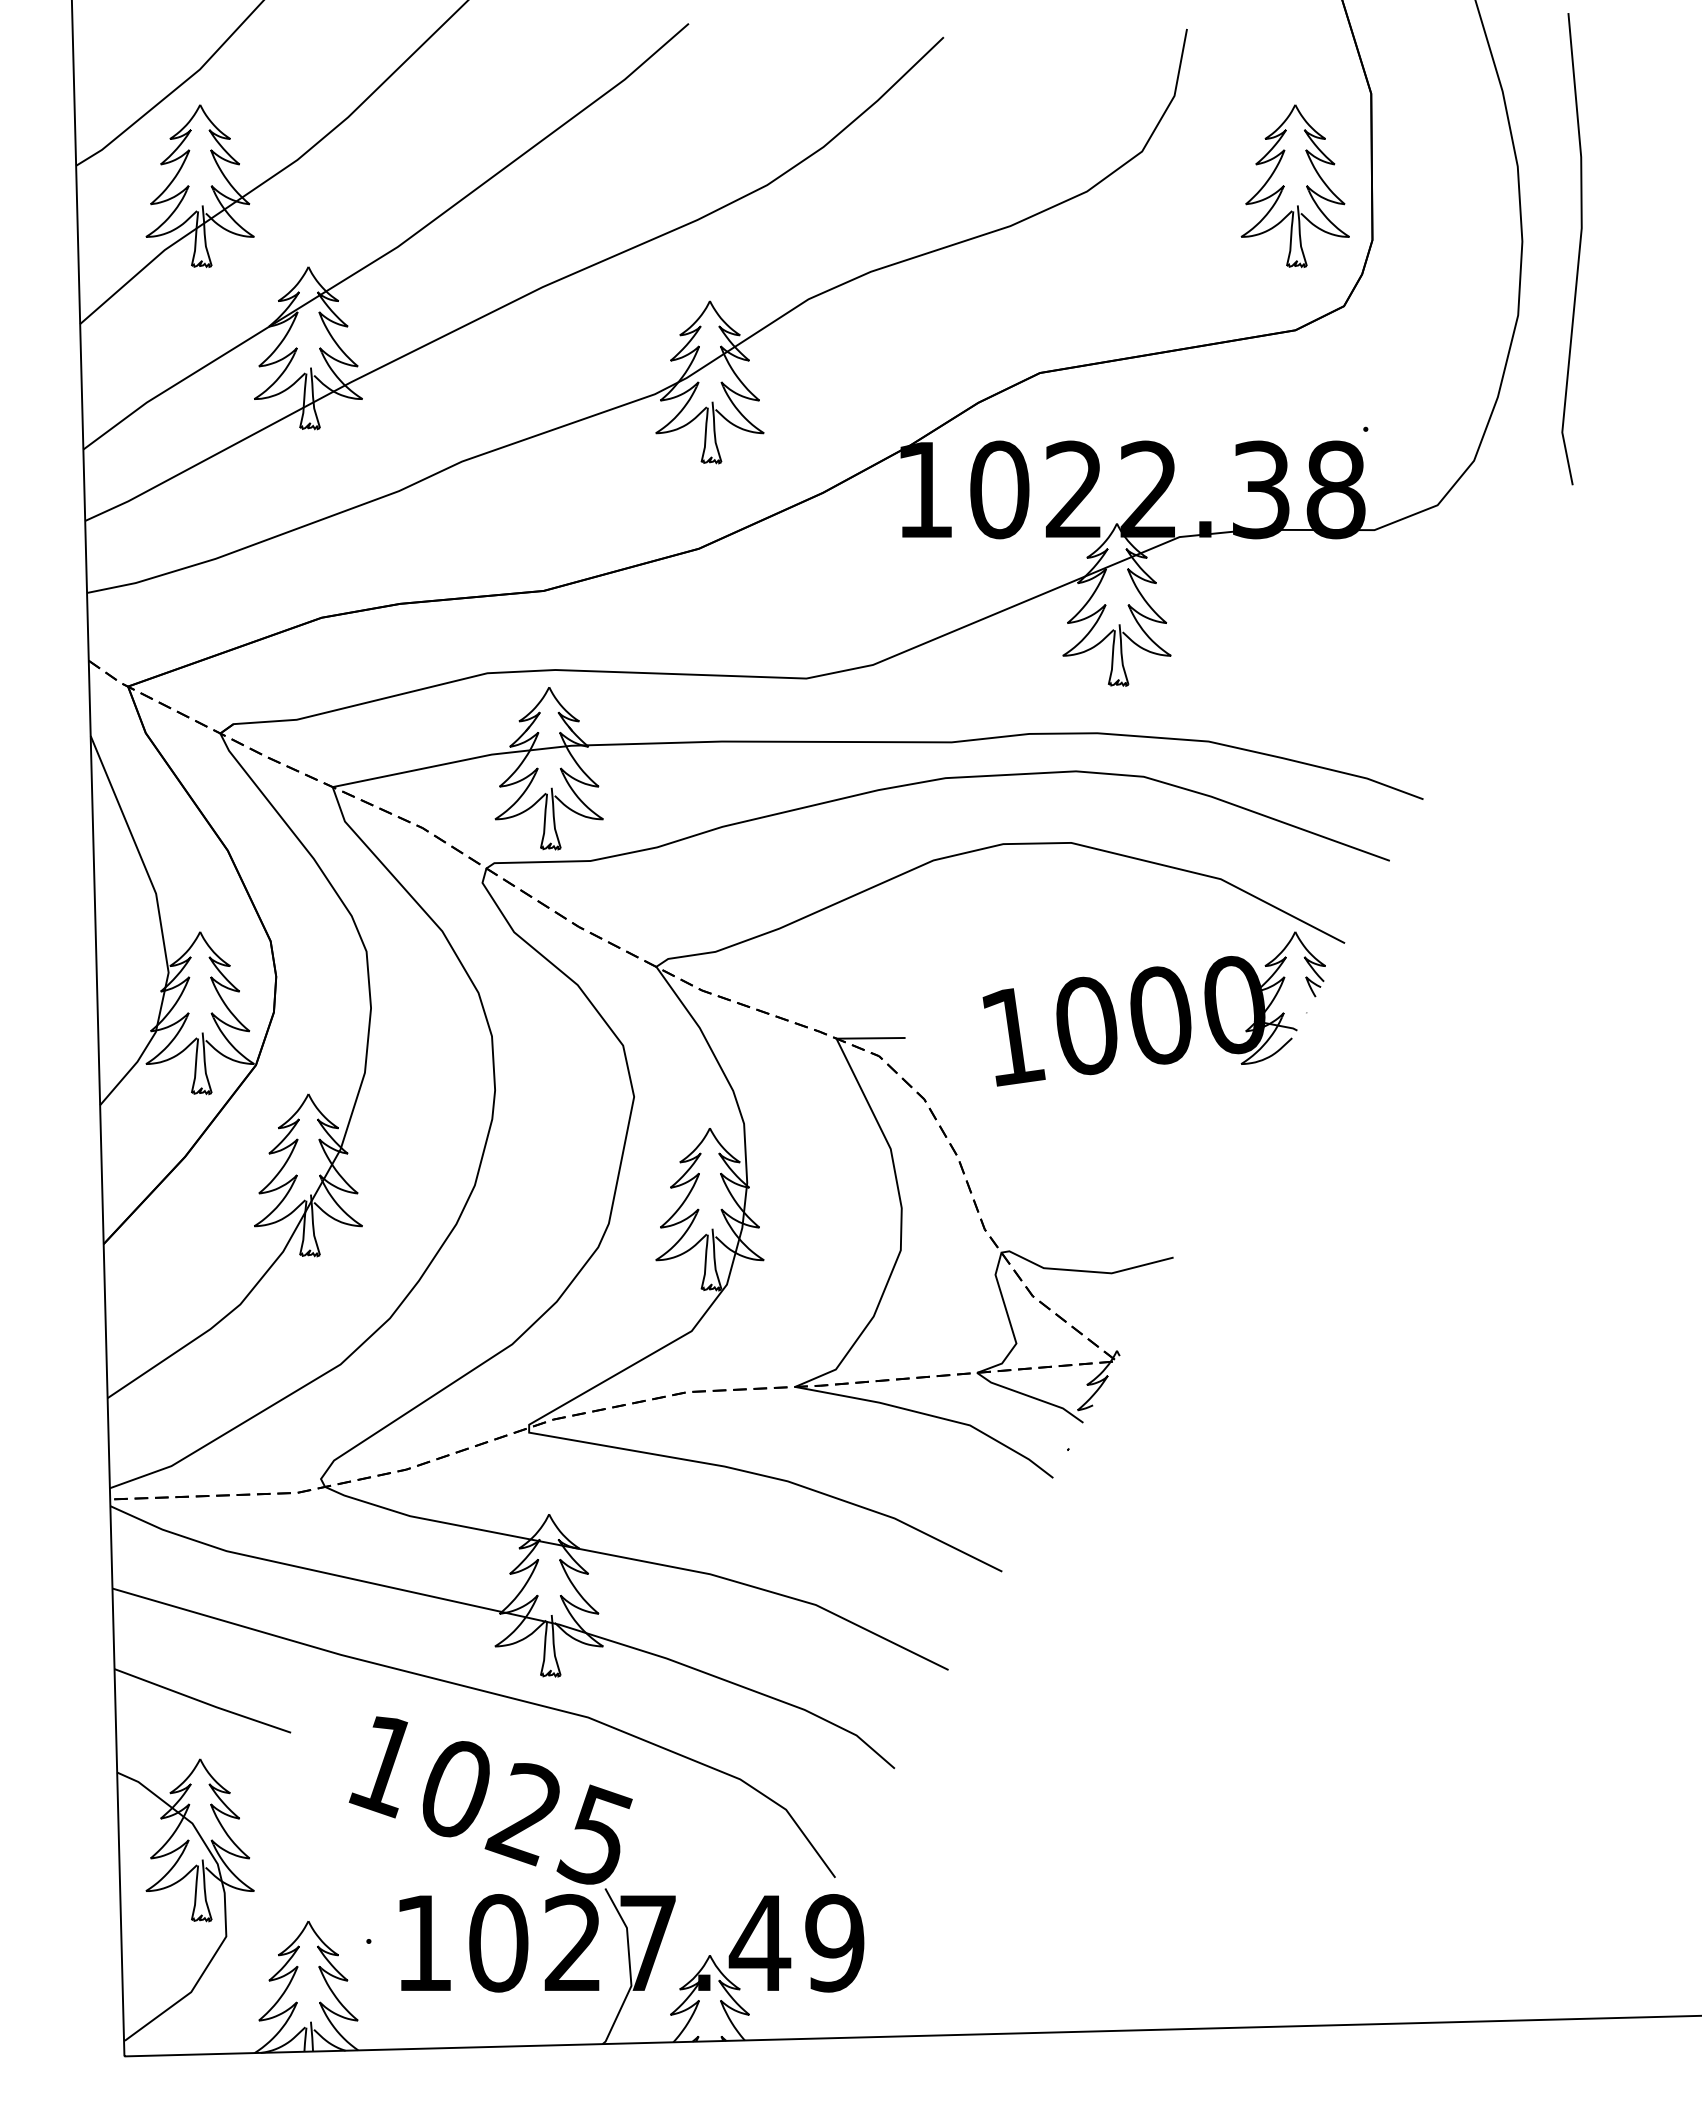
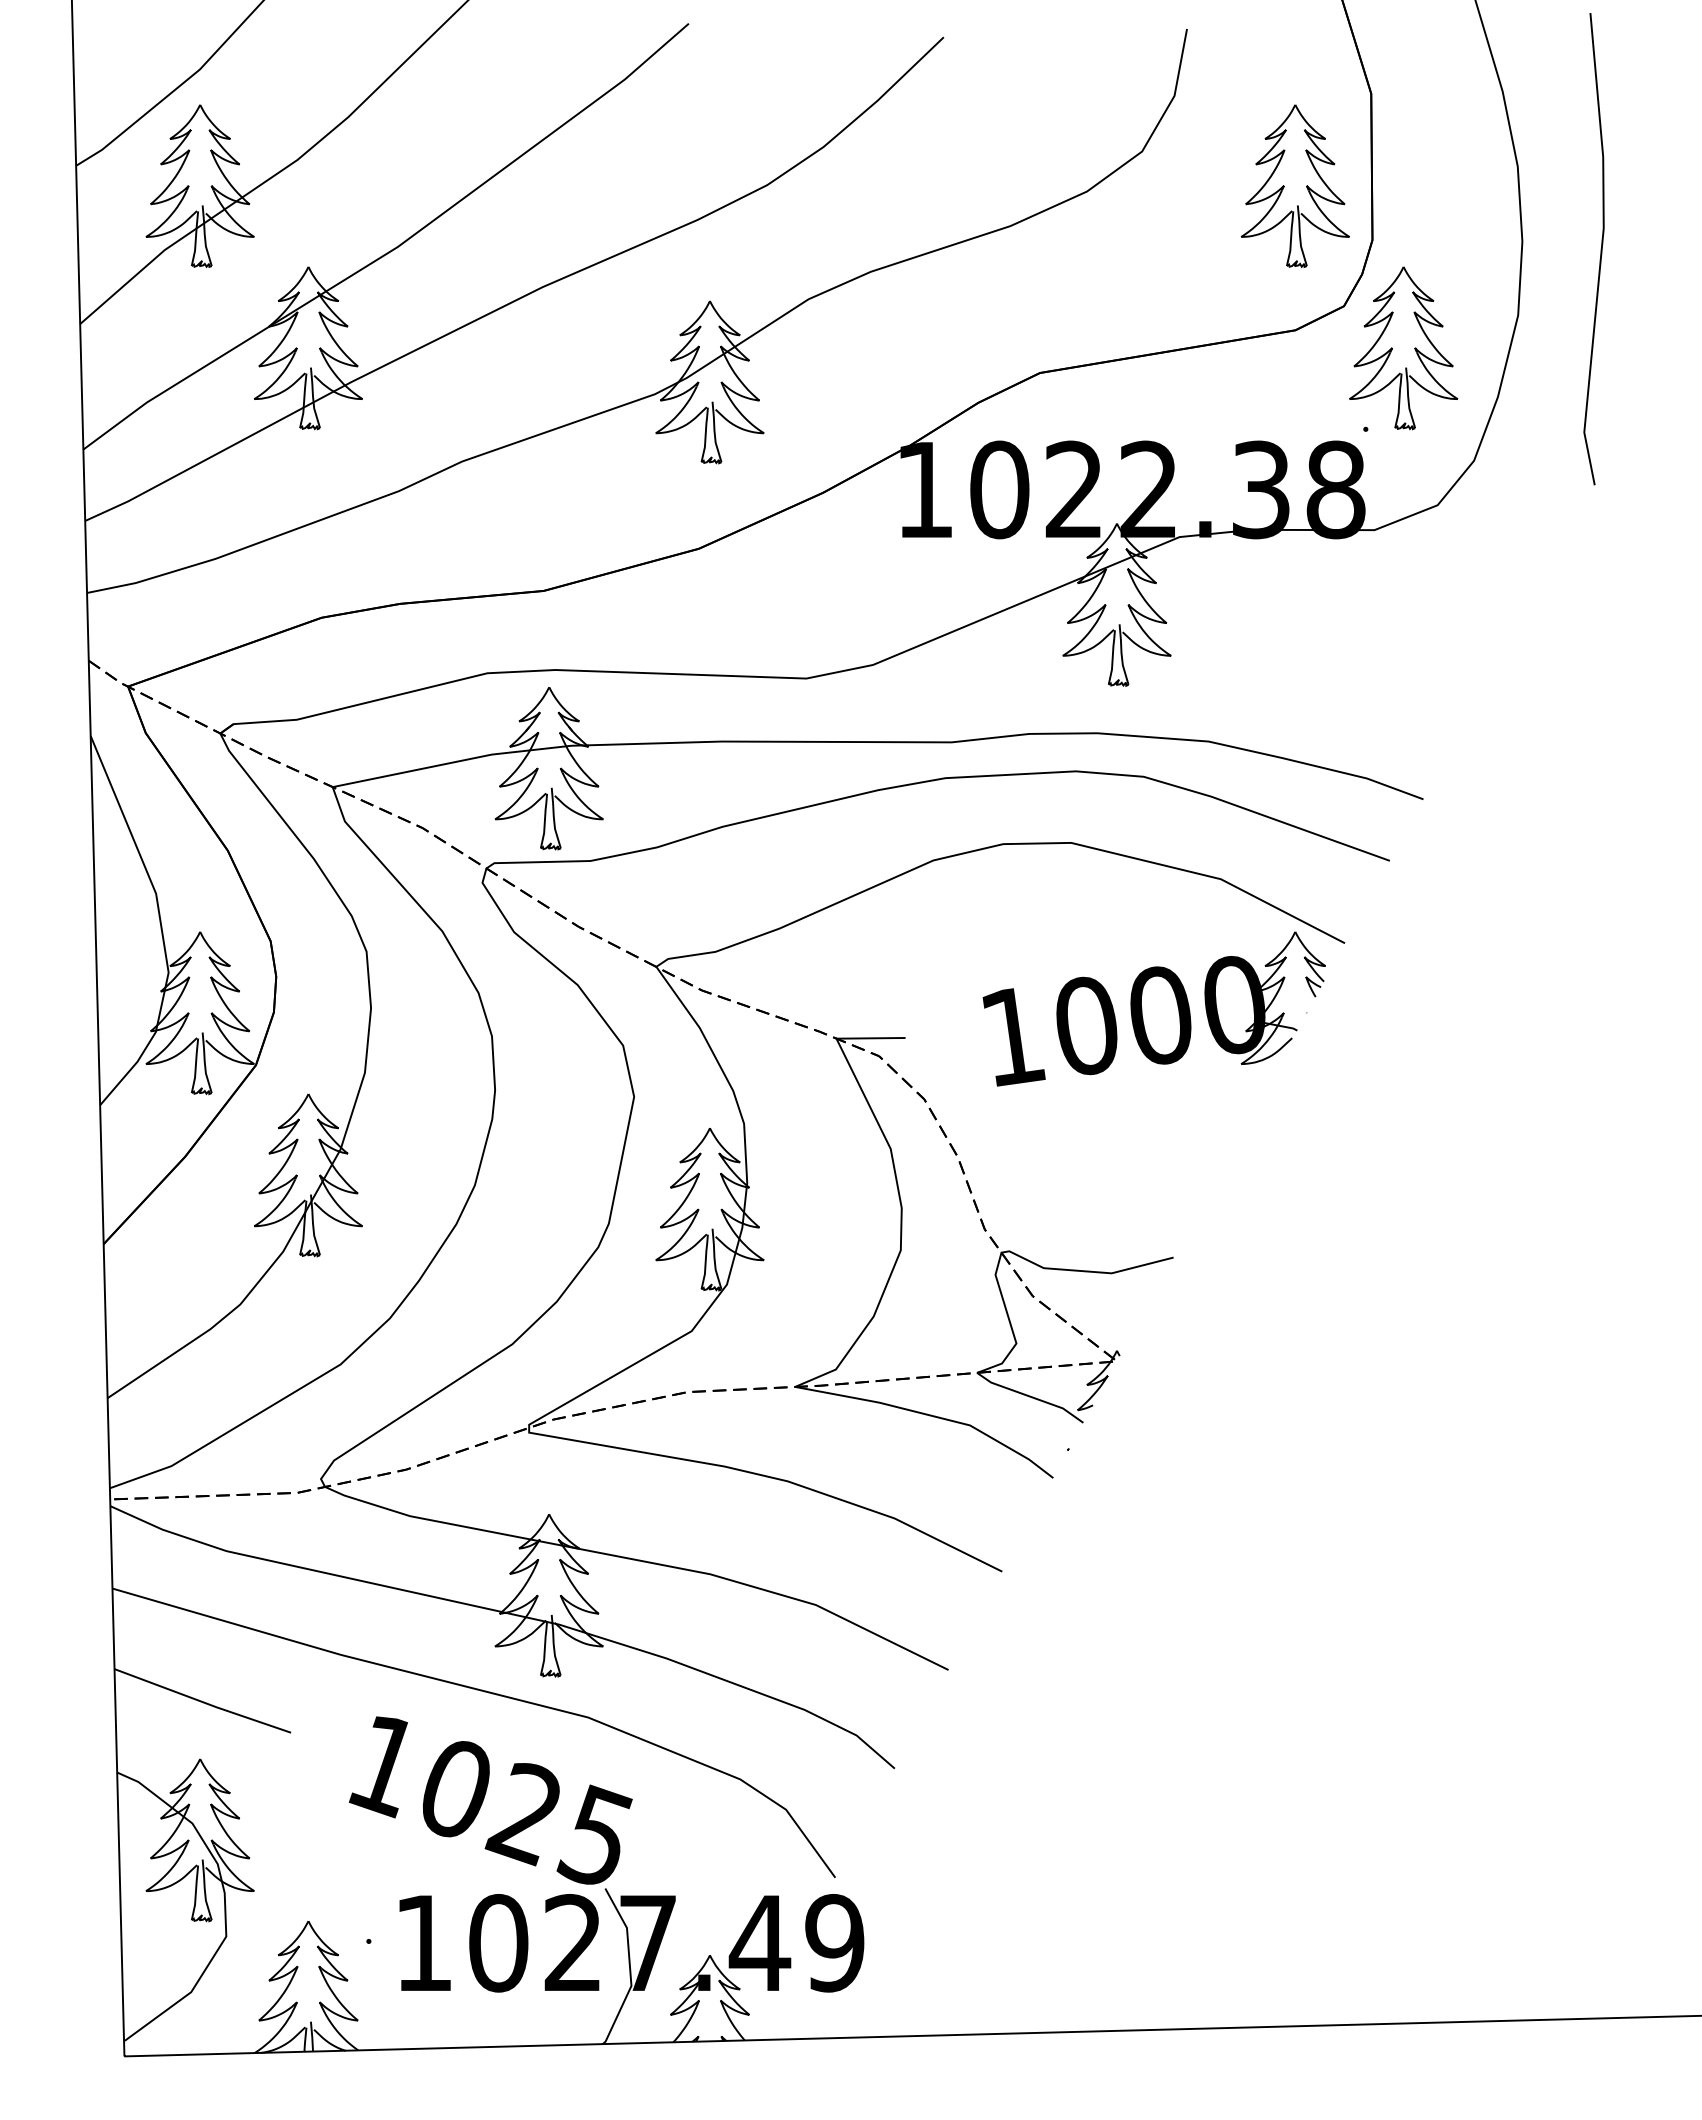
line position: (1578, 249) -> (1600, 249) (1600, 249)
part: none -> present (1392, 348)
